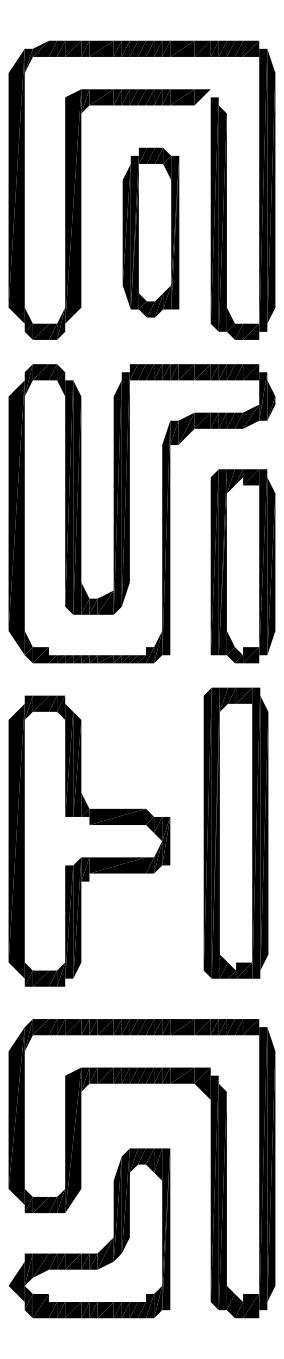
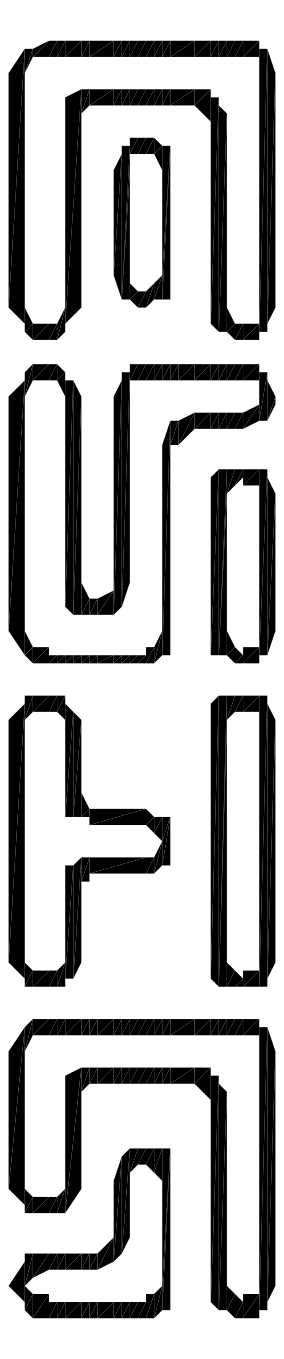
fill: none -> present (202, 105)
part position: (150, 232) -> (141, 222) (141, 222)
part position: (235, 832) -> (242, 840) (242, 840)
